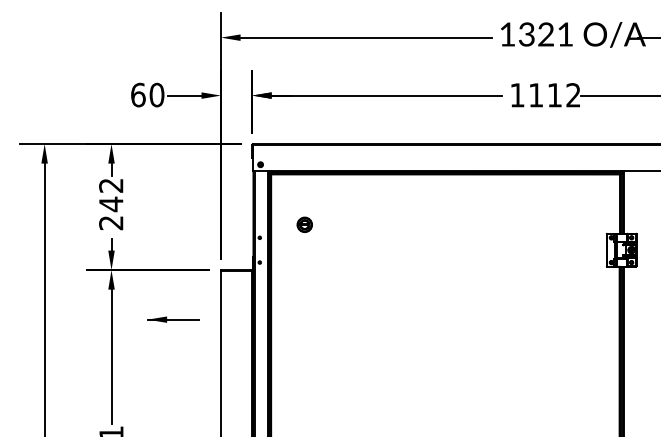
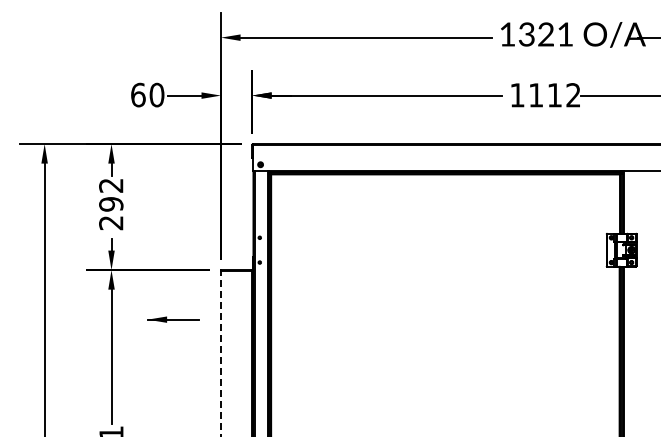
text: 242 -> 292 (111, 204)
part: present -> none (304, 224)
line: solid -> dashed (221, 354)
